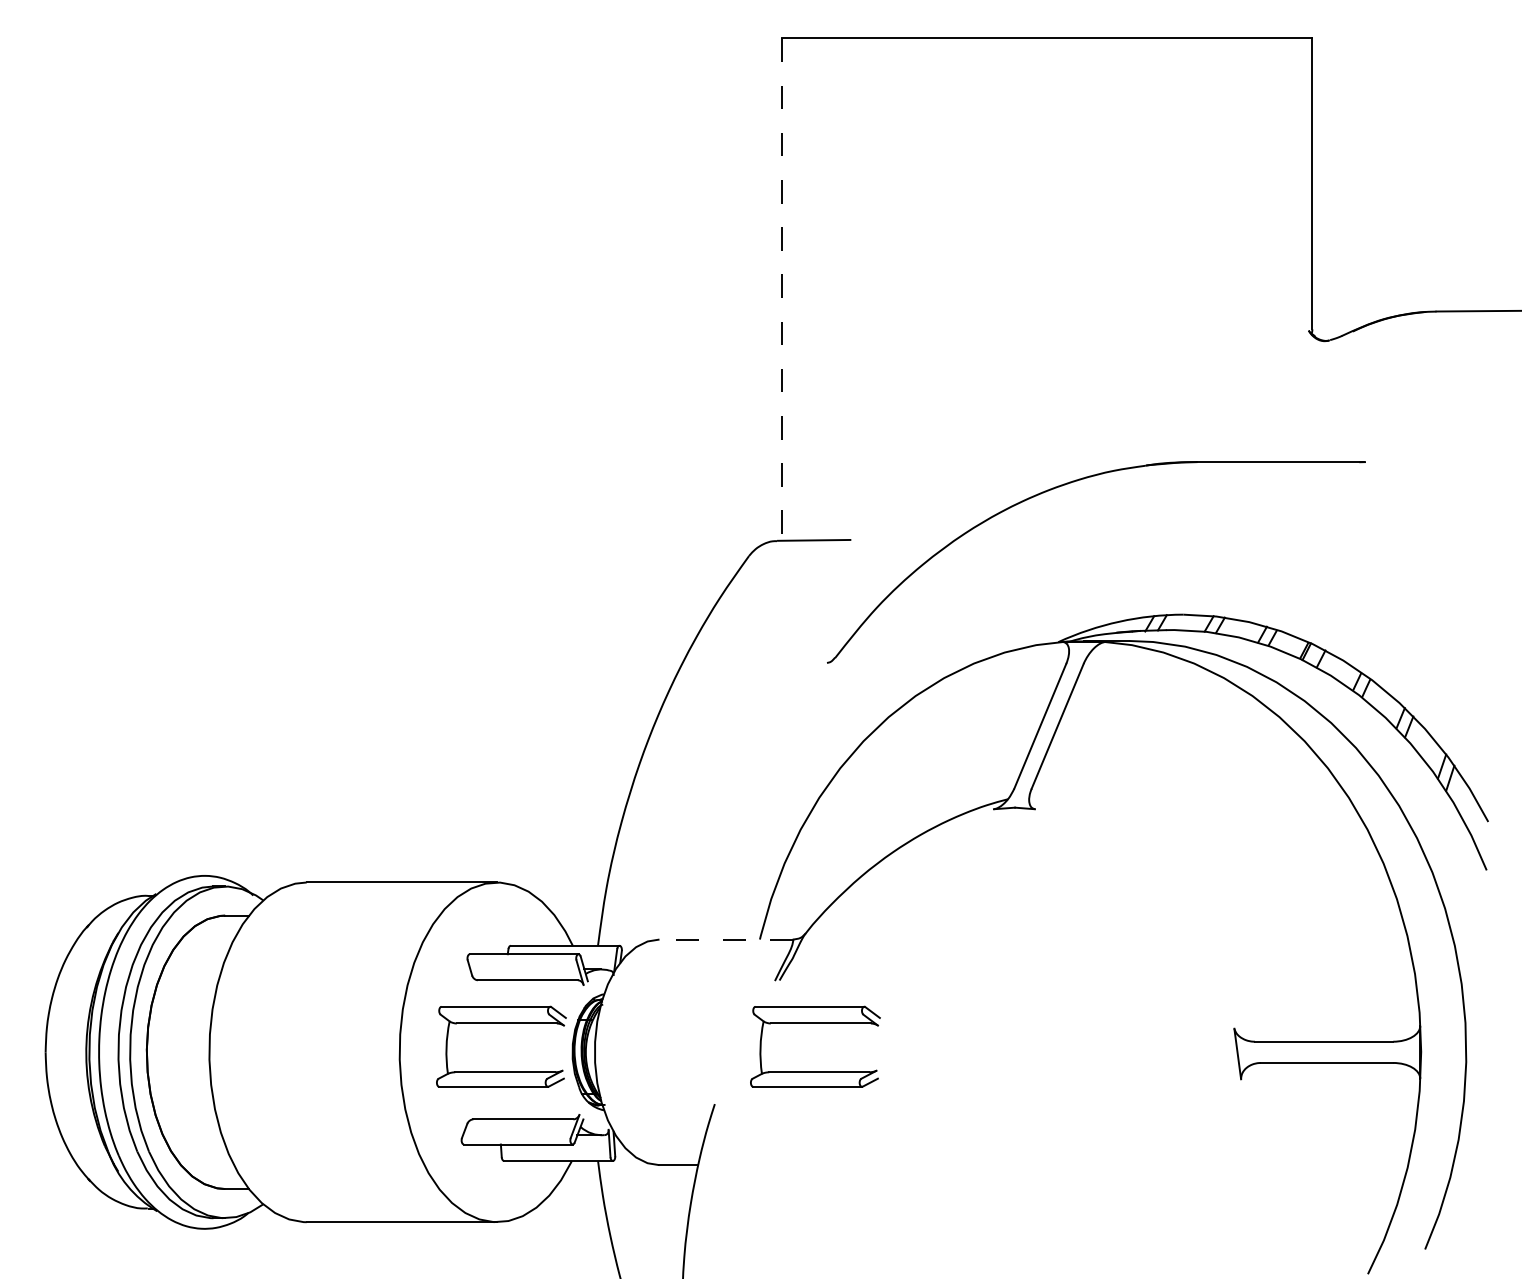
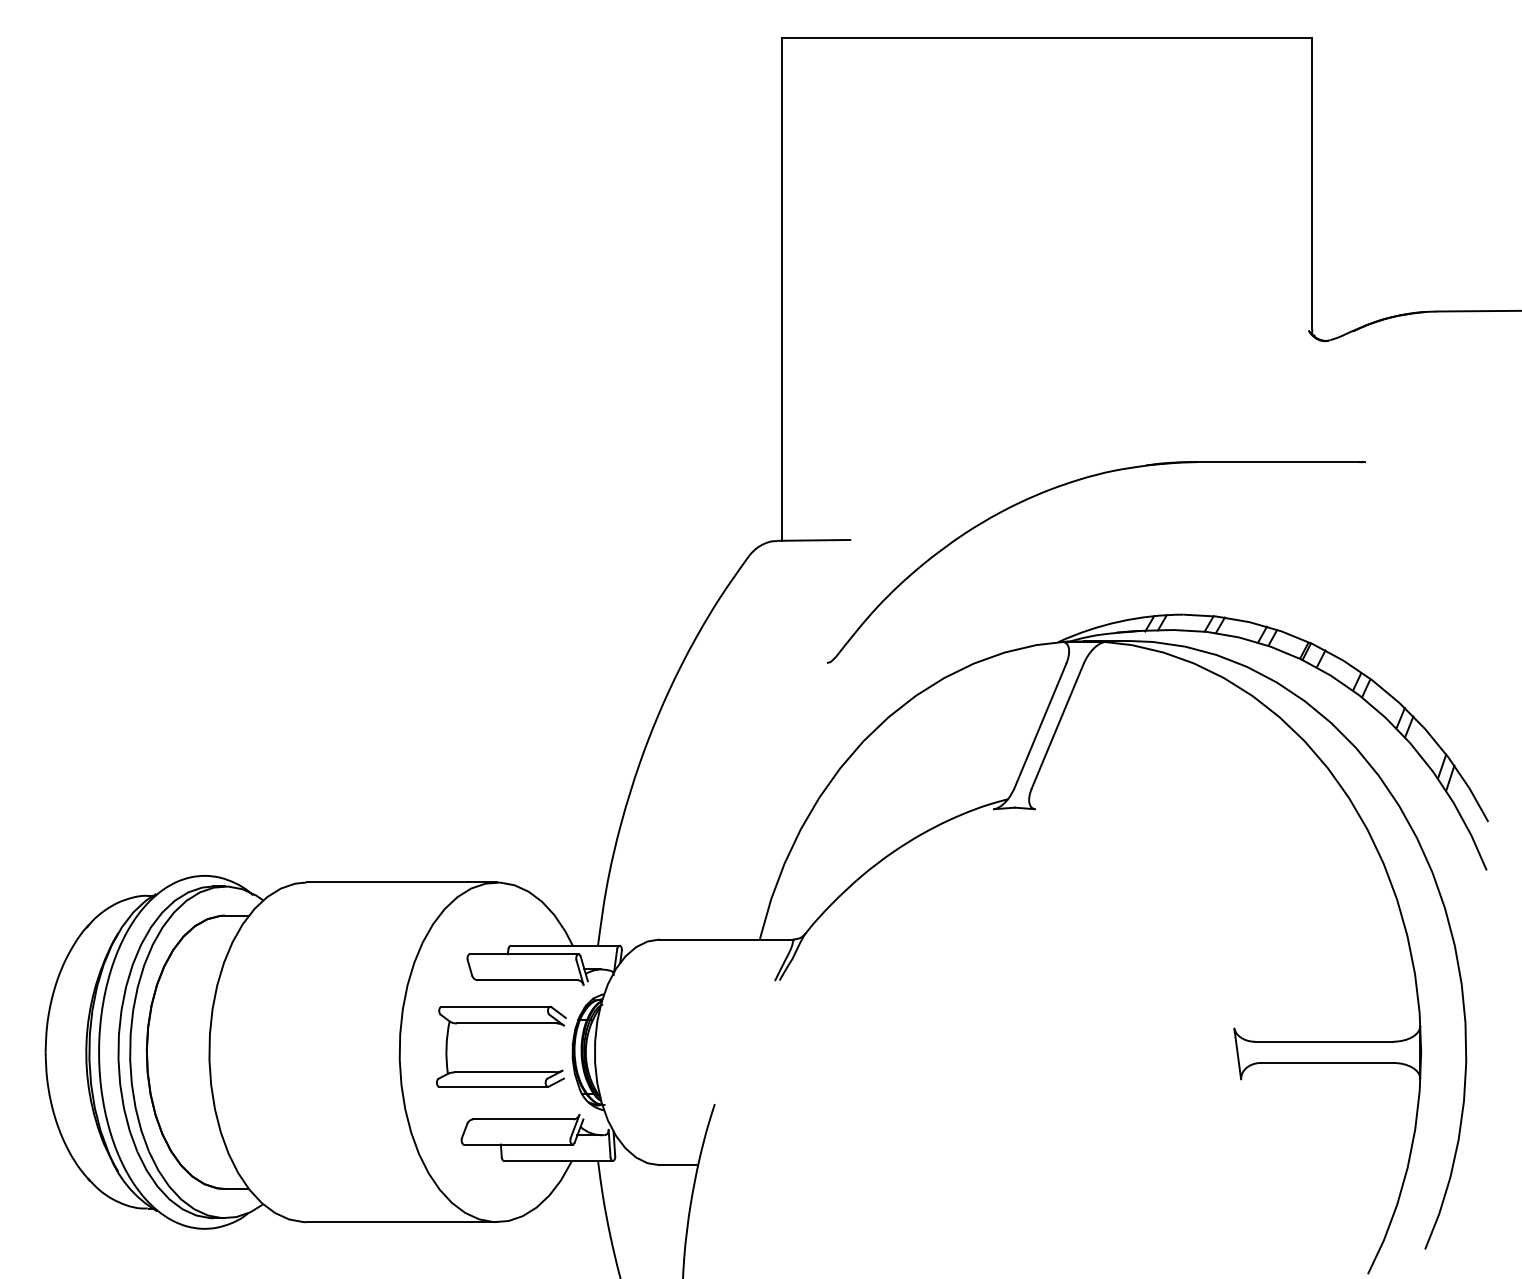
line: dashed -> solid (781, 290)
line: dashed -> solid (726, 939)
part: present -> none (815, 1023)
